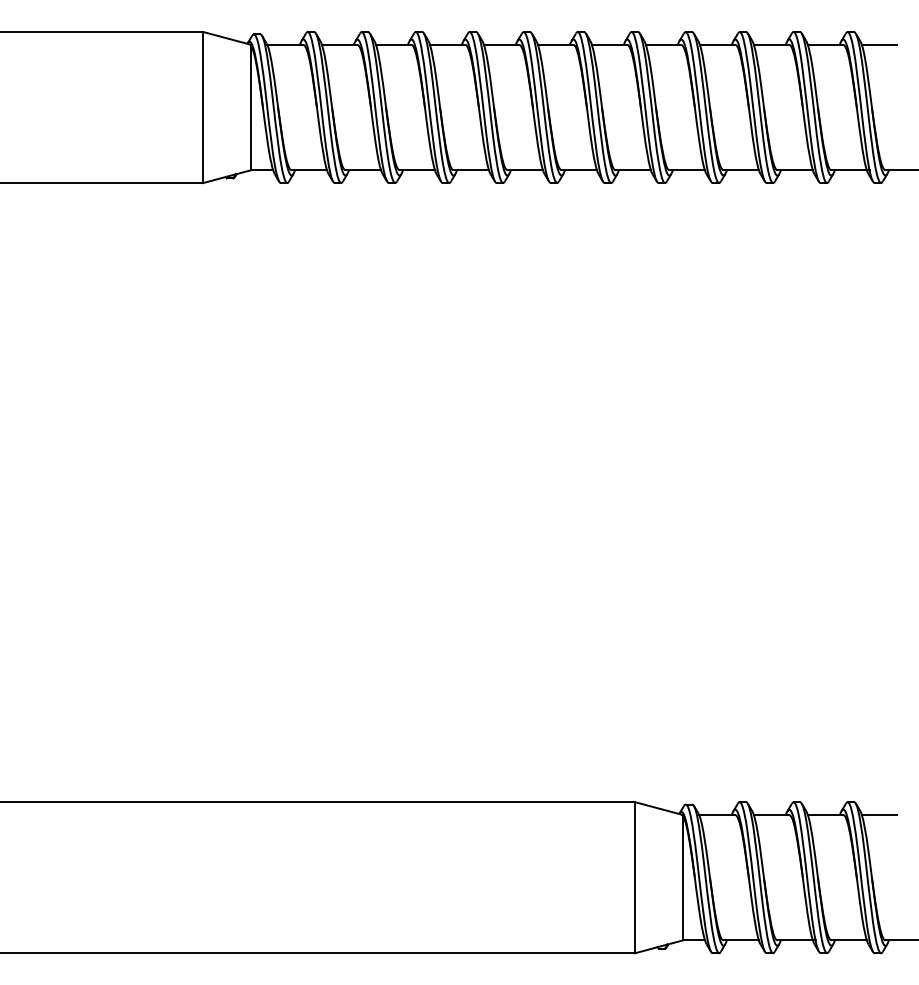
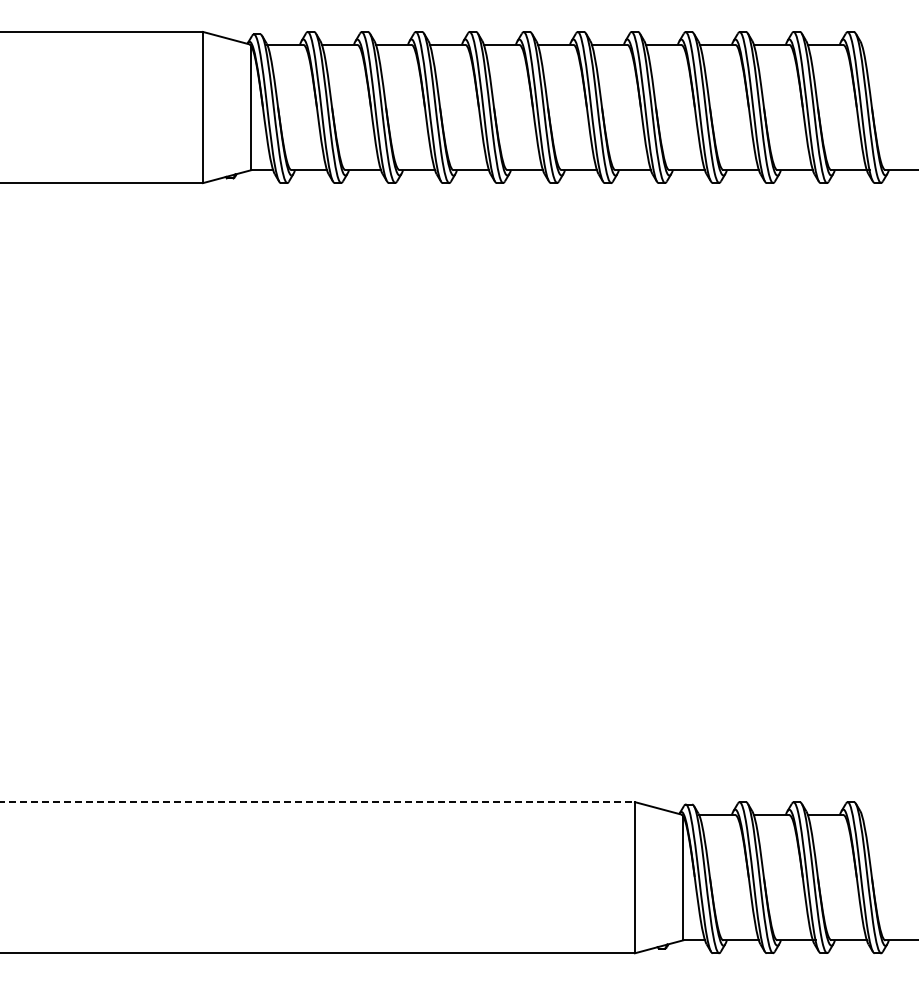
line: present -> none (879, 44)
line: solid -> dashed (318, 802)
line: present -> none (879, 815)
